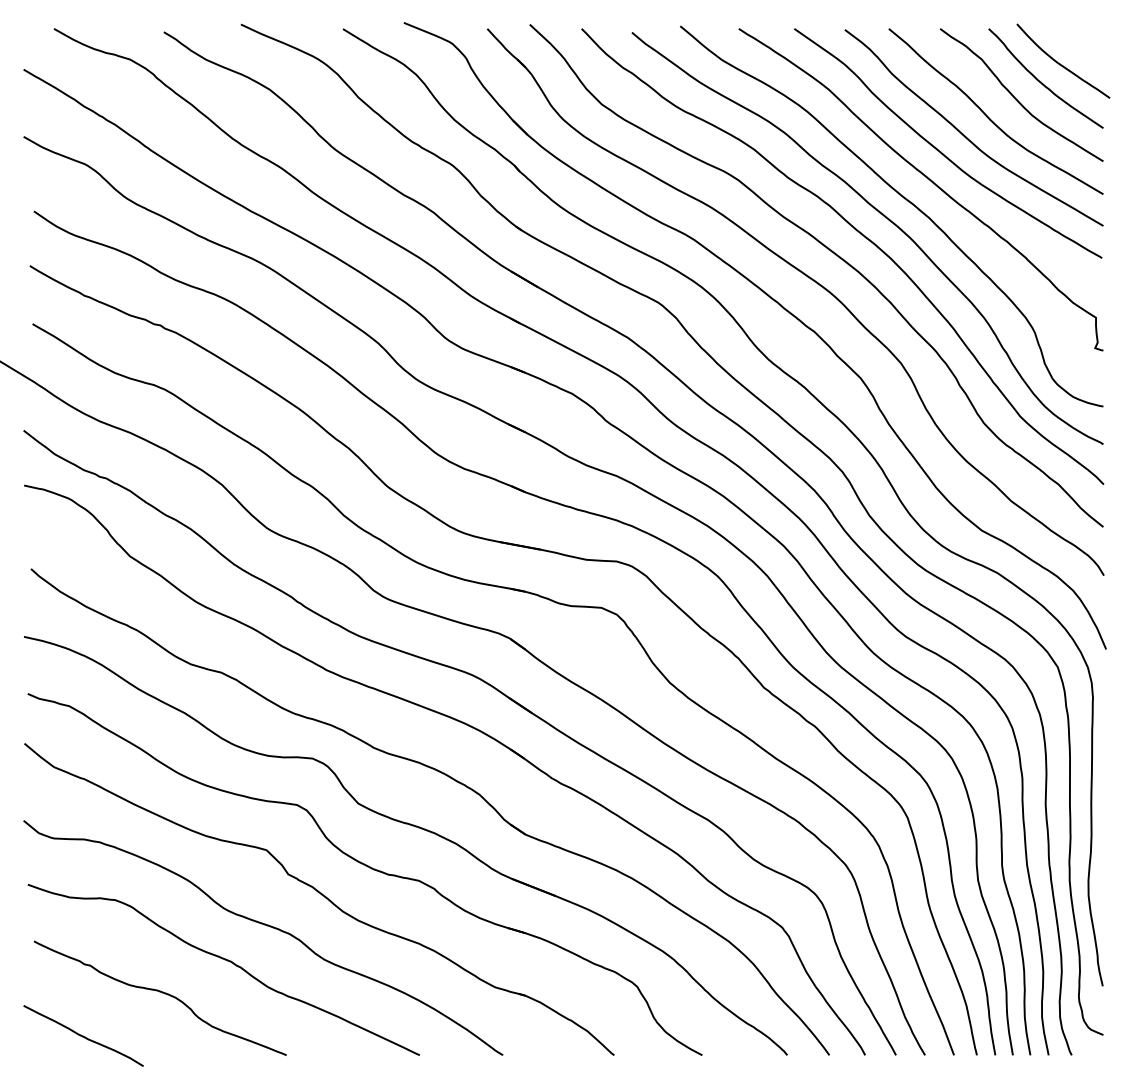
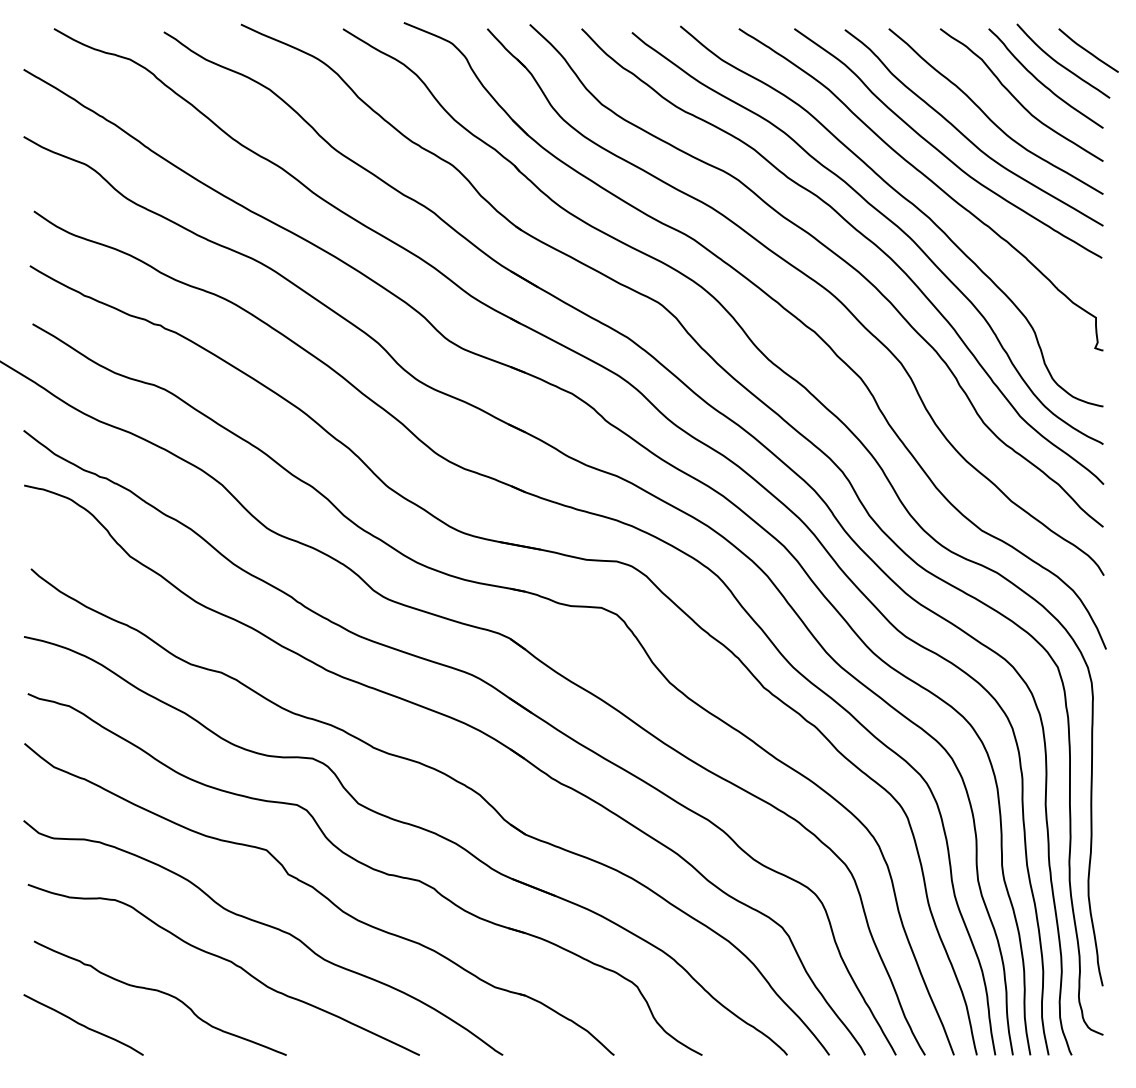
curve: none -> present (1088, 50)
curve position: (83, 1035) -> (83, 1024) (83, 1024)
